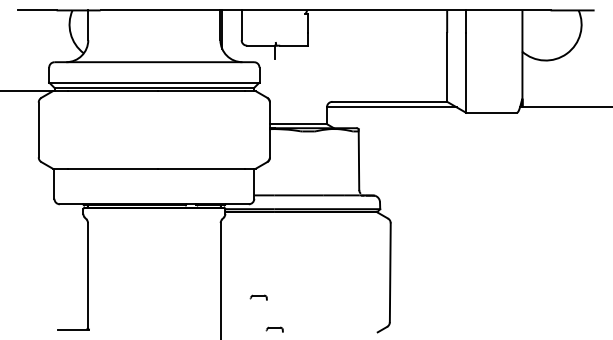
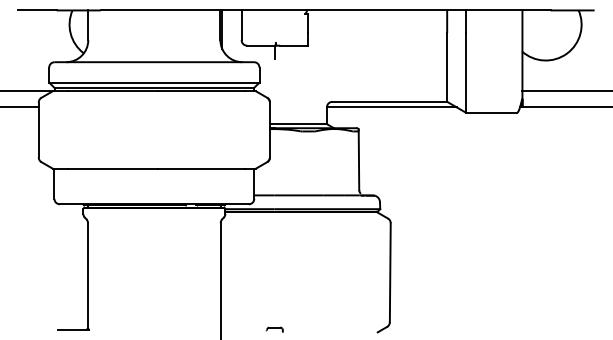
line: none -> present (565, 90)
line: none -> present (20, 107)
part: present -> none (258, 297)
